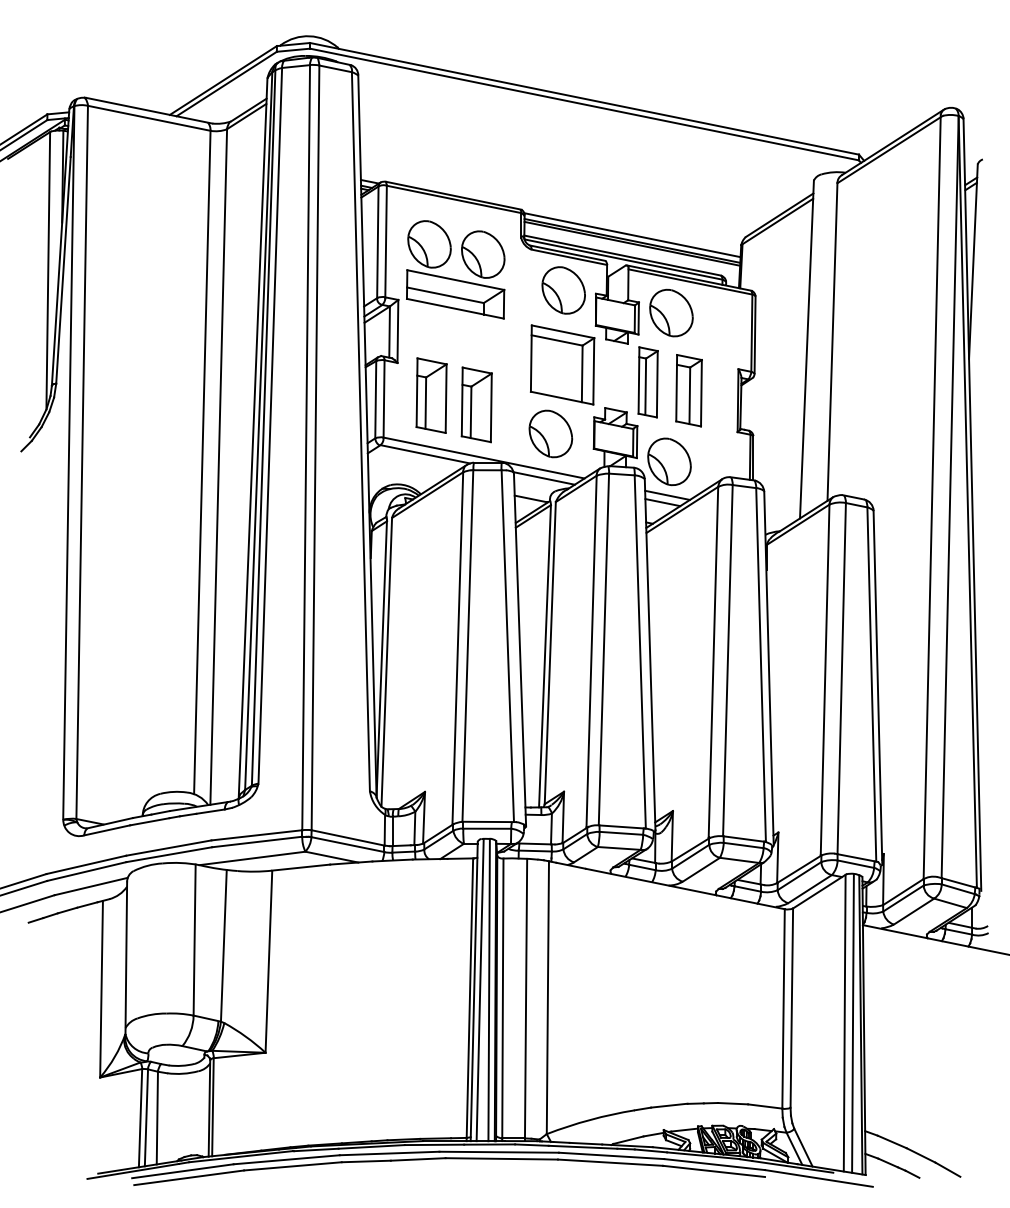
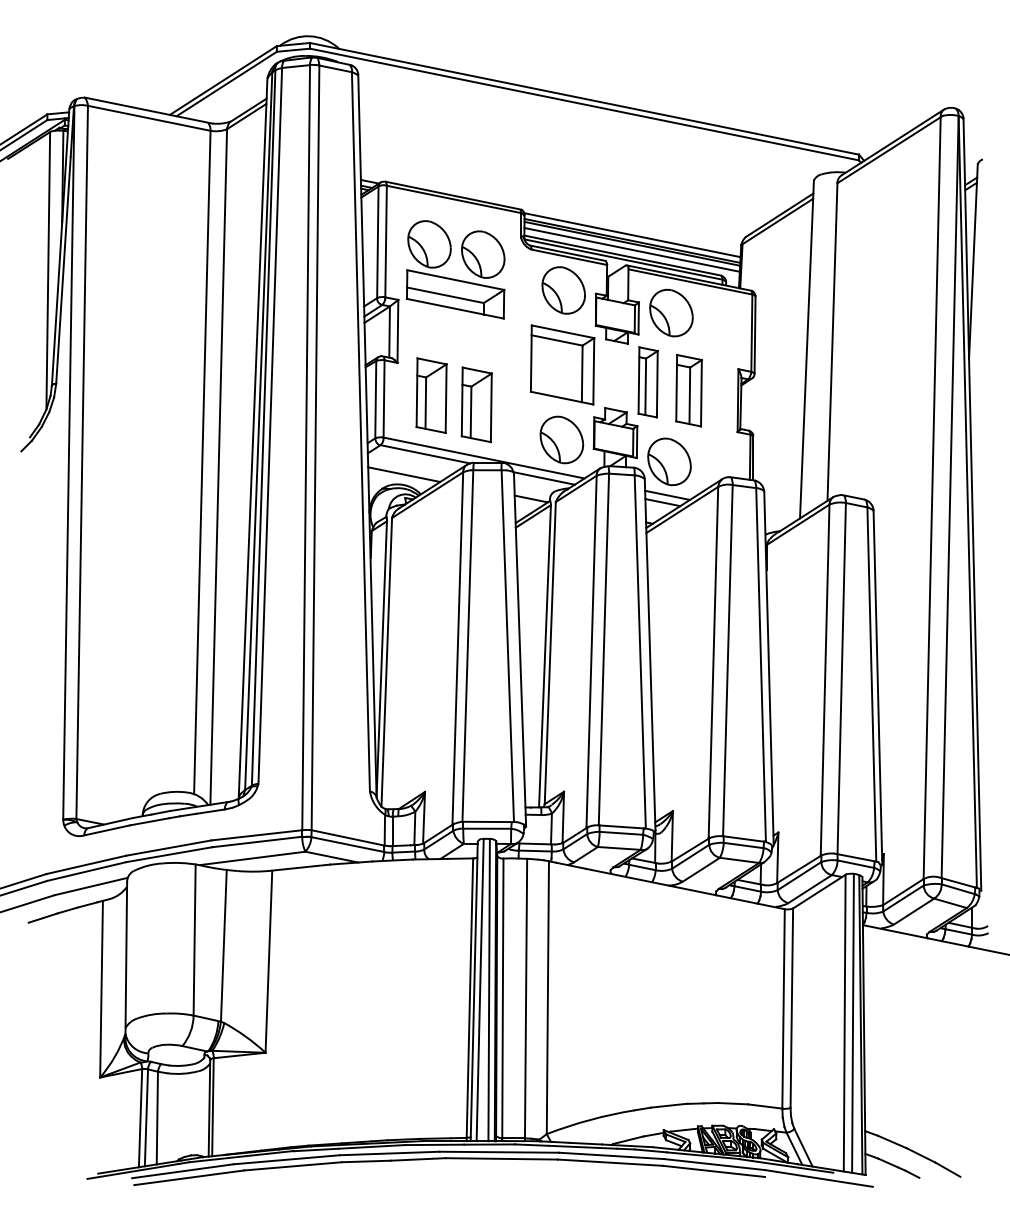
line: none -> present (631, 249)
part position: (550, 433) -> (561, 439) (561, 439)
line: none -> present (404, 474)
